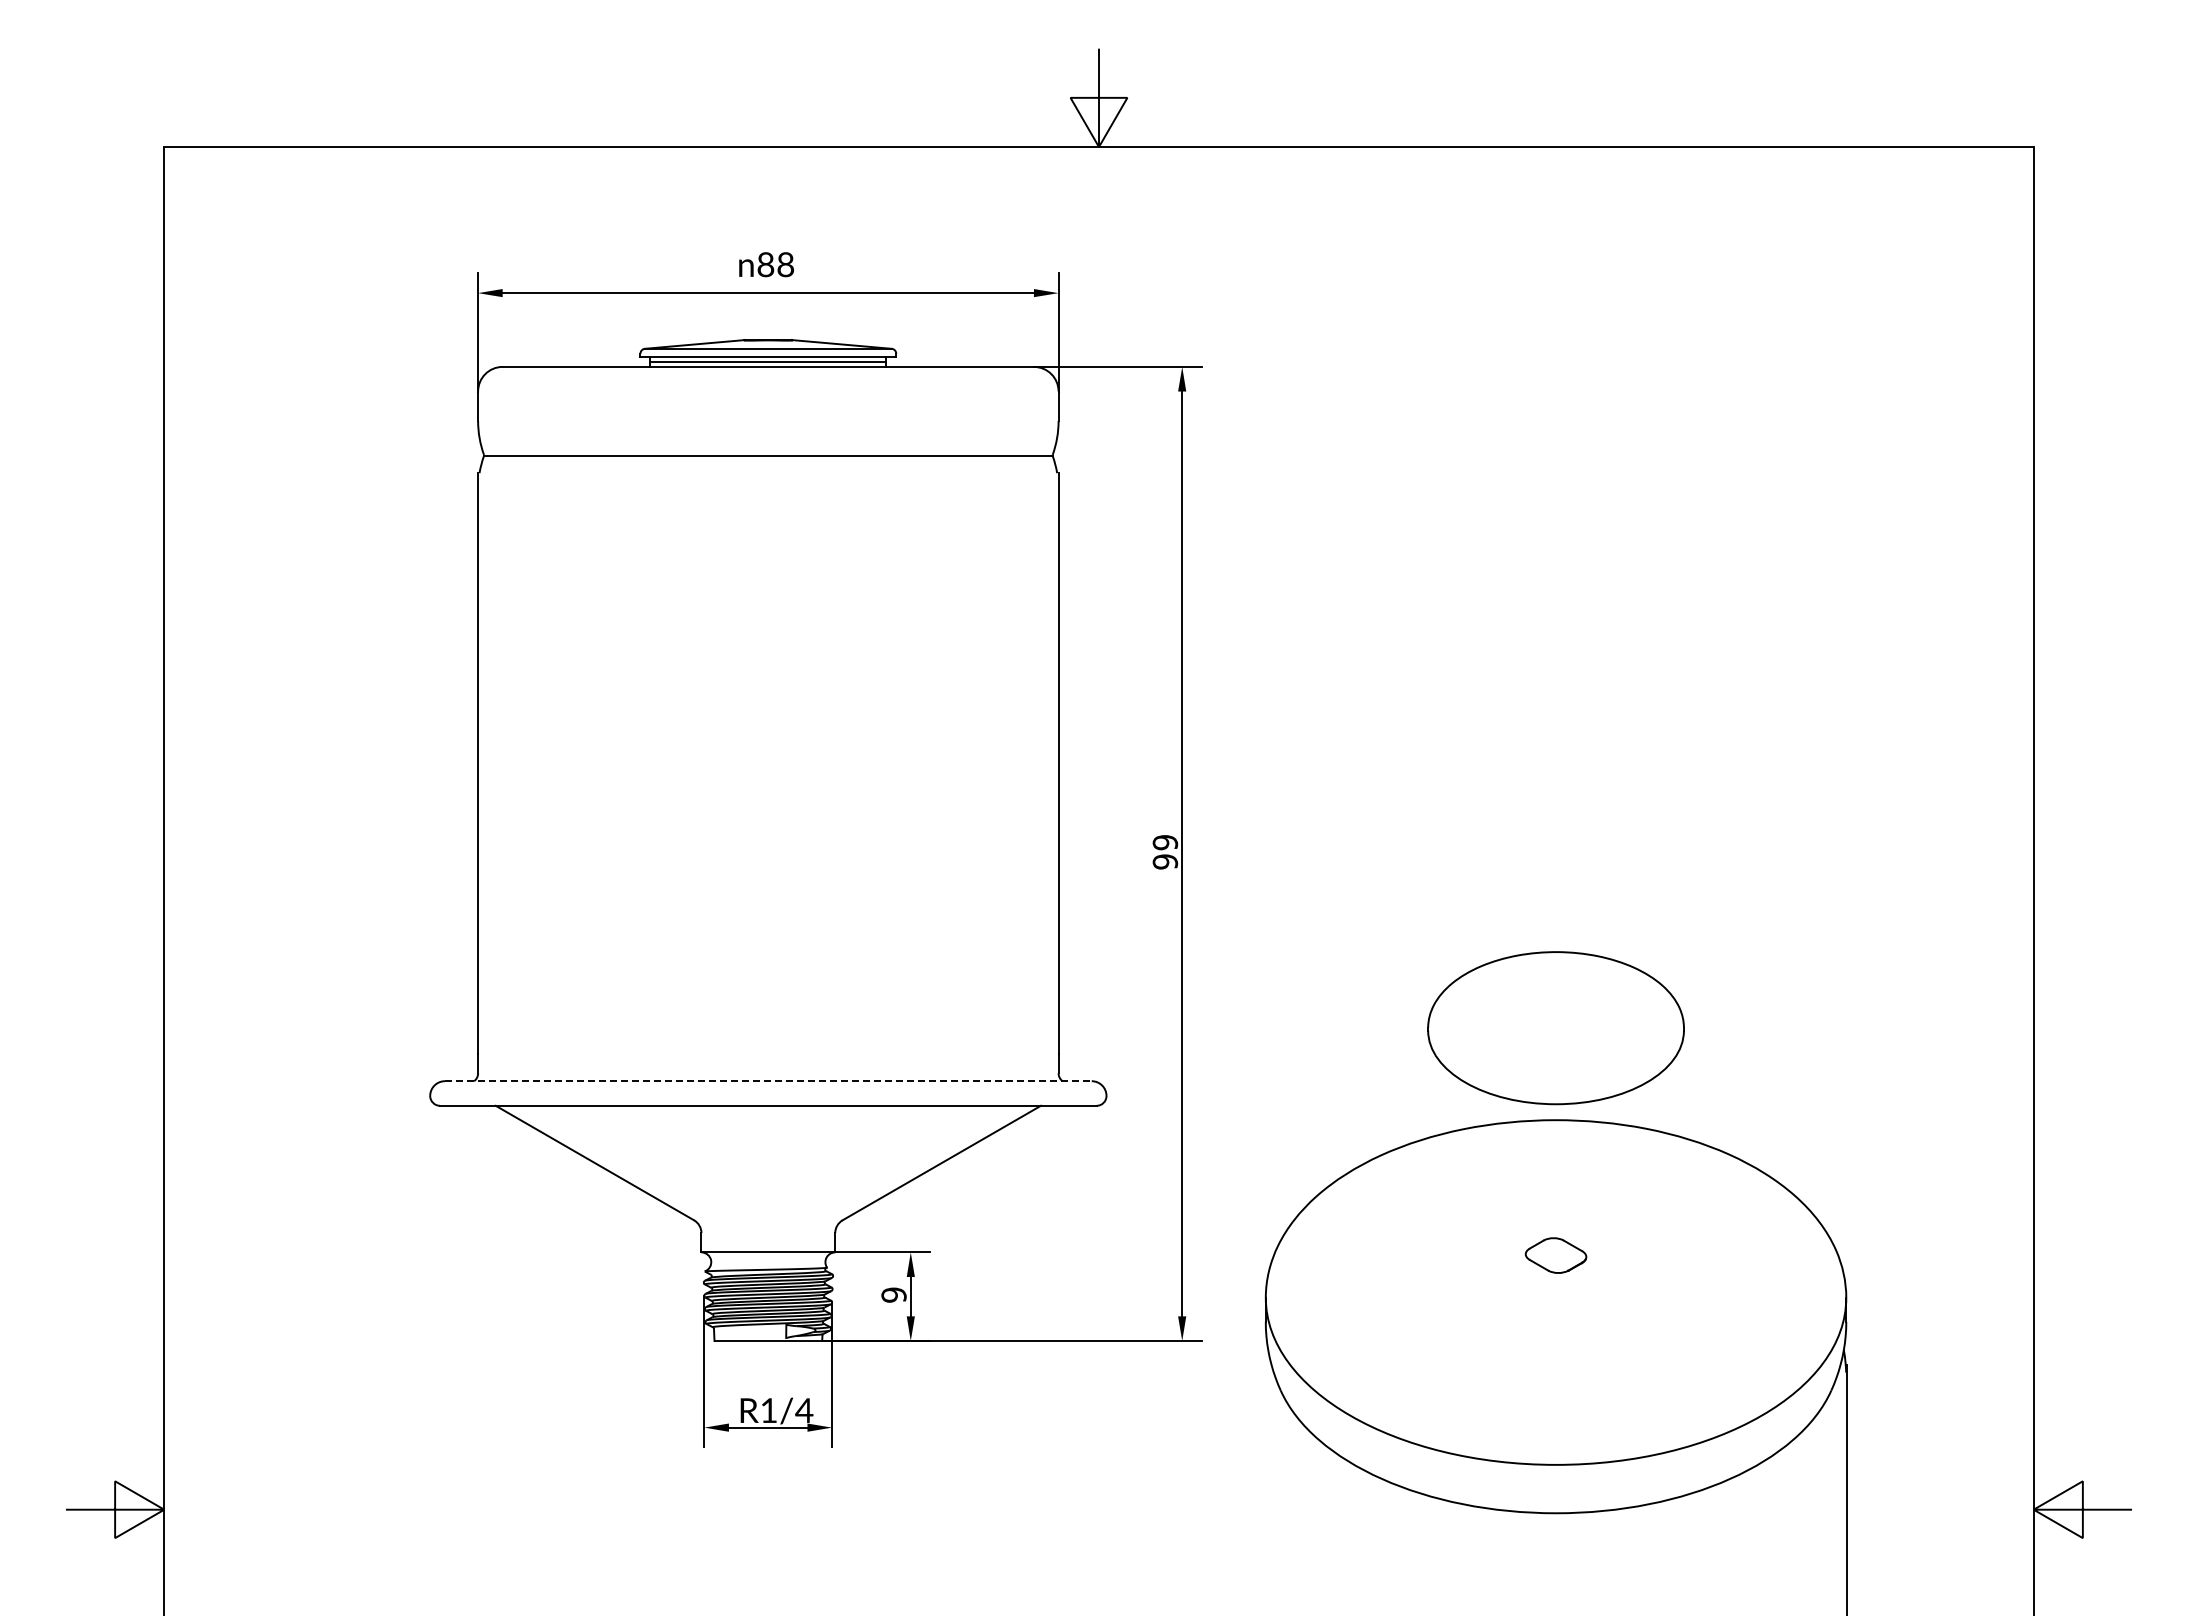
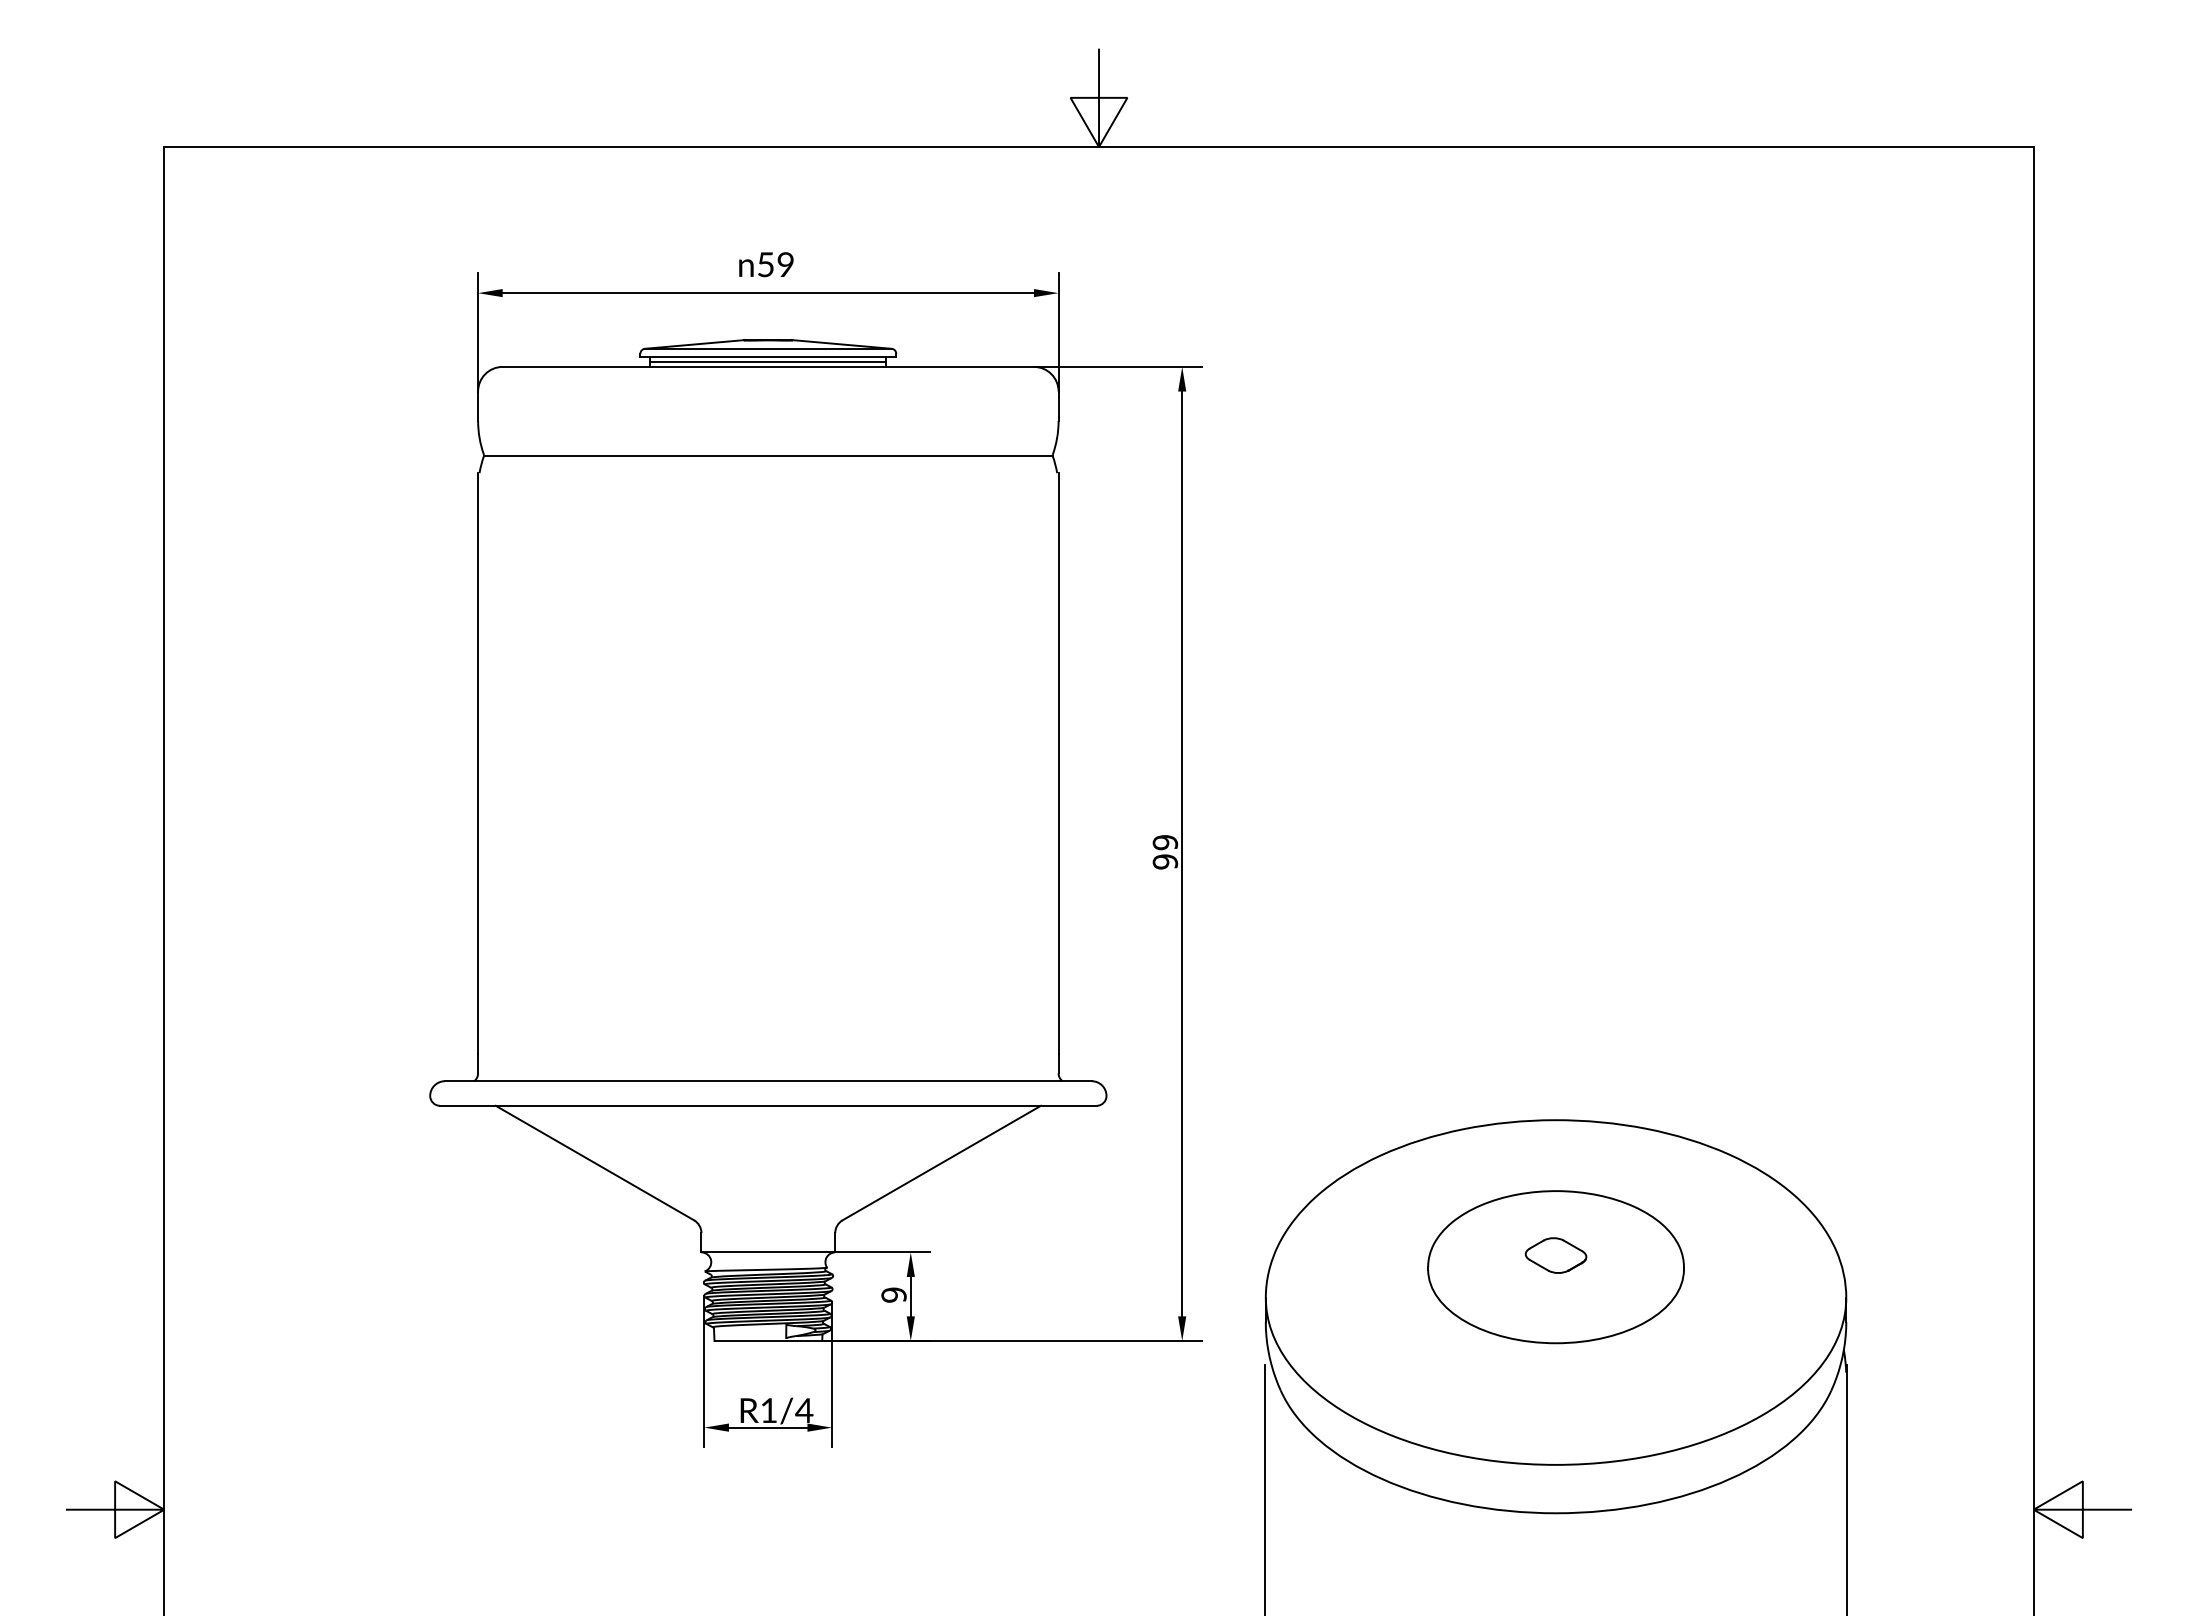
text: 88 -> 59 (775, 264)
part position: (1555, 1028) -> (1555, 1267) (1555, 1267)
line: dashed -> solid (768, 1081)
line: none -> present (1265, 1488)
